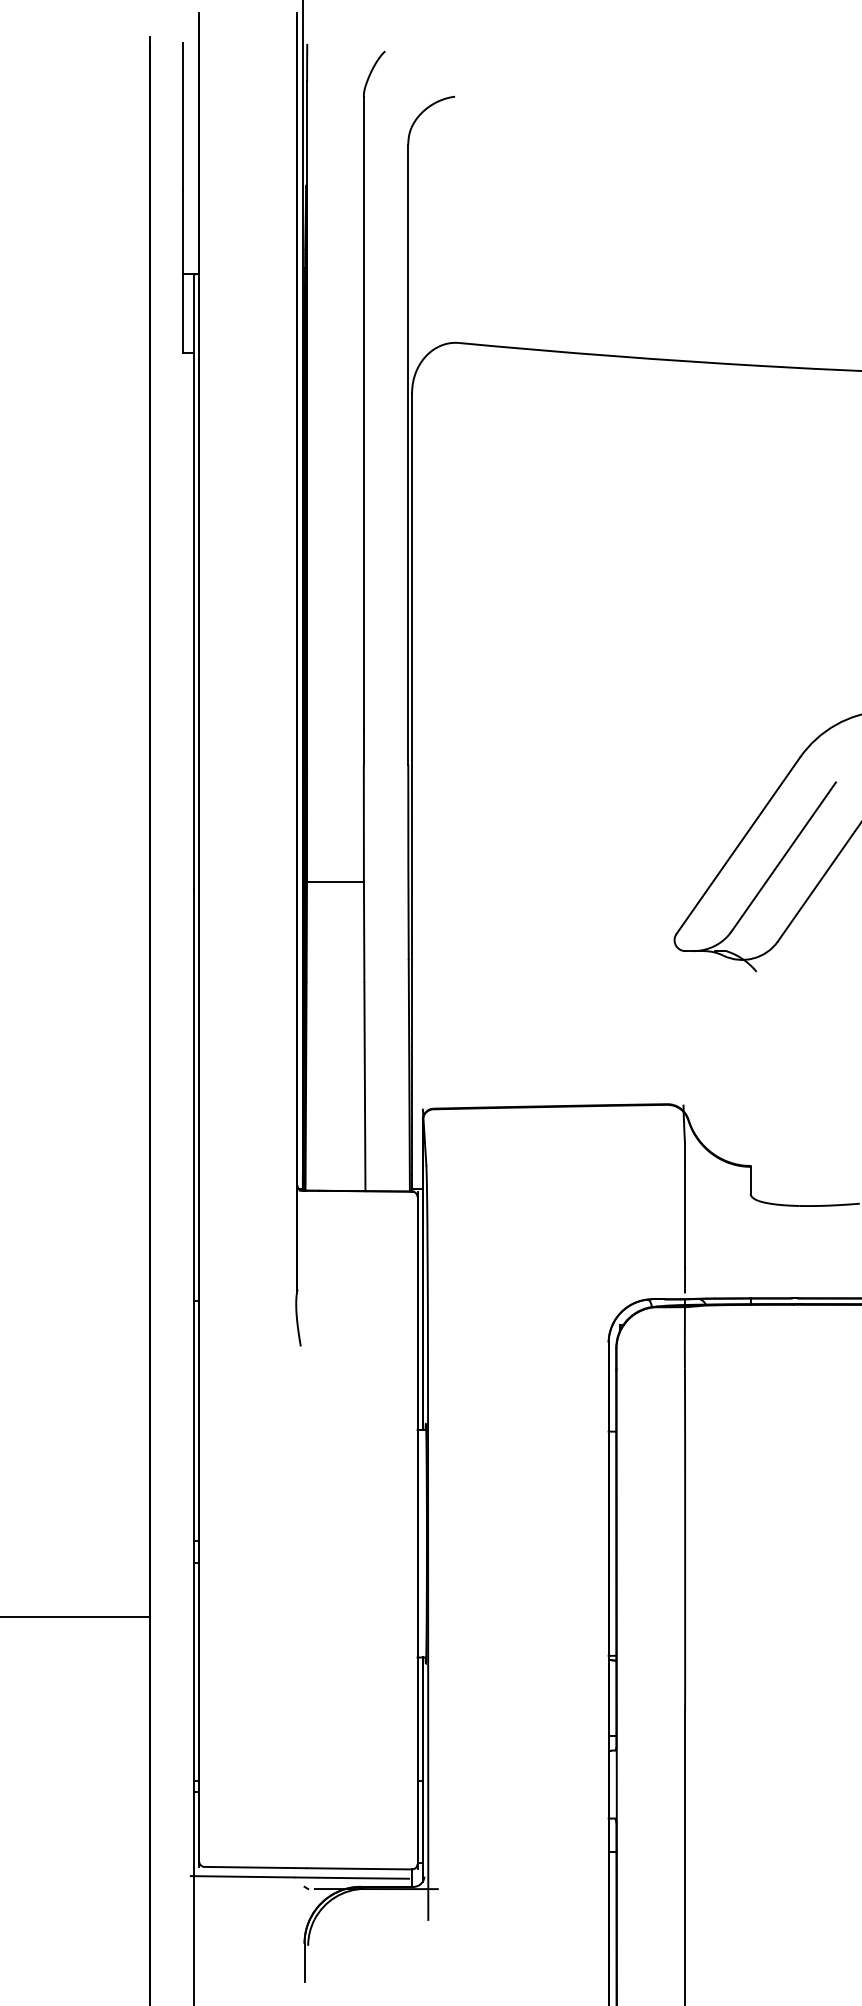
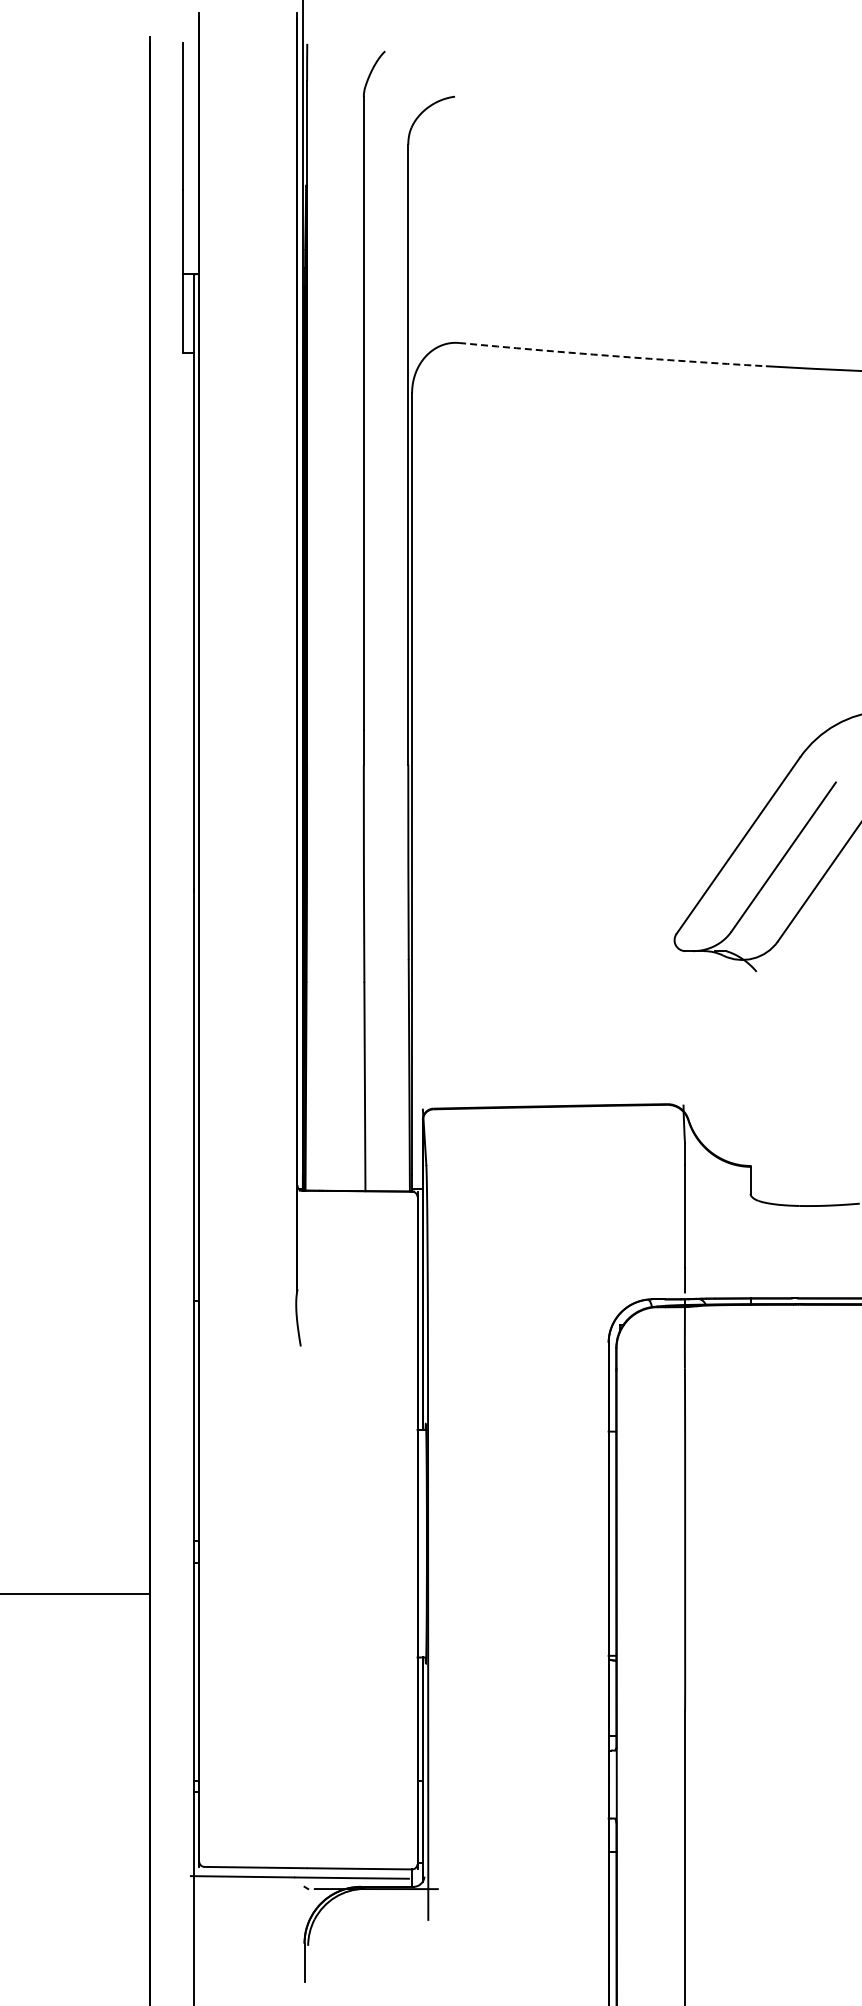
arc: solid -> dashed (612, 356)
line: present -> none (335, 882)
line position: (76, 1616) -> (76, 1593) (76, 1593)
